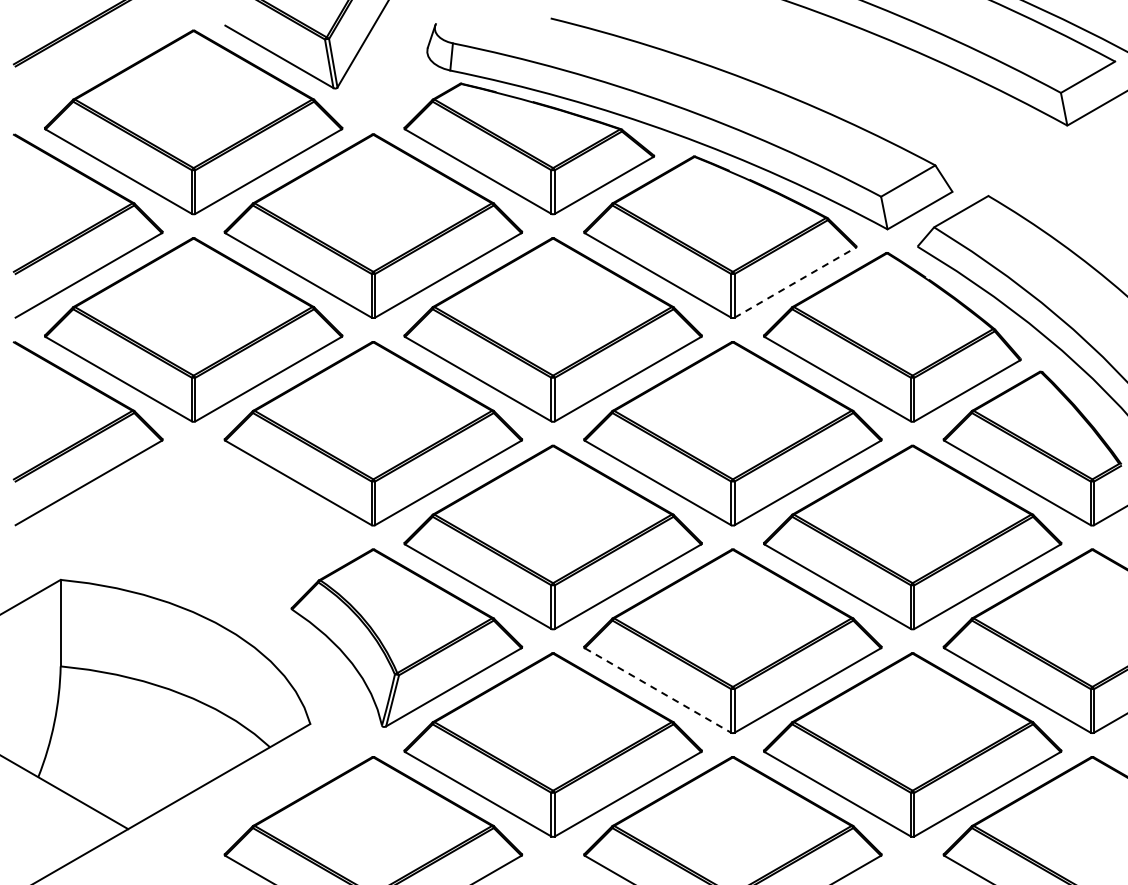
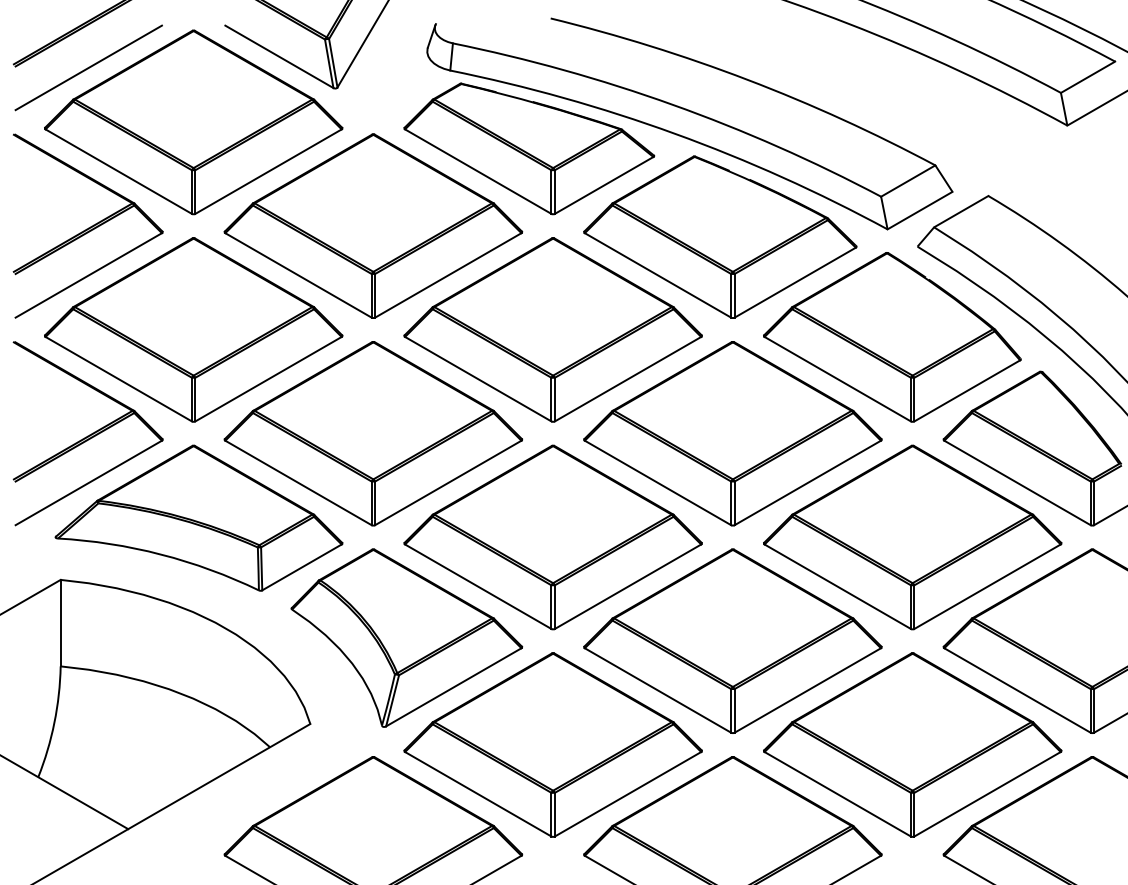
line: none -> present (88, 67)
line: dashed -> solid (795, 282)
part: none -> present (198, 517)
line: dashed -> solid (658, 690)
